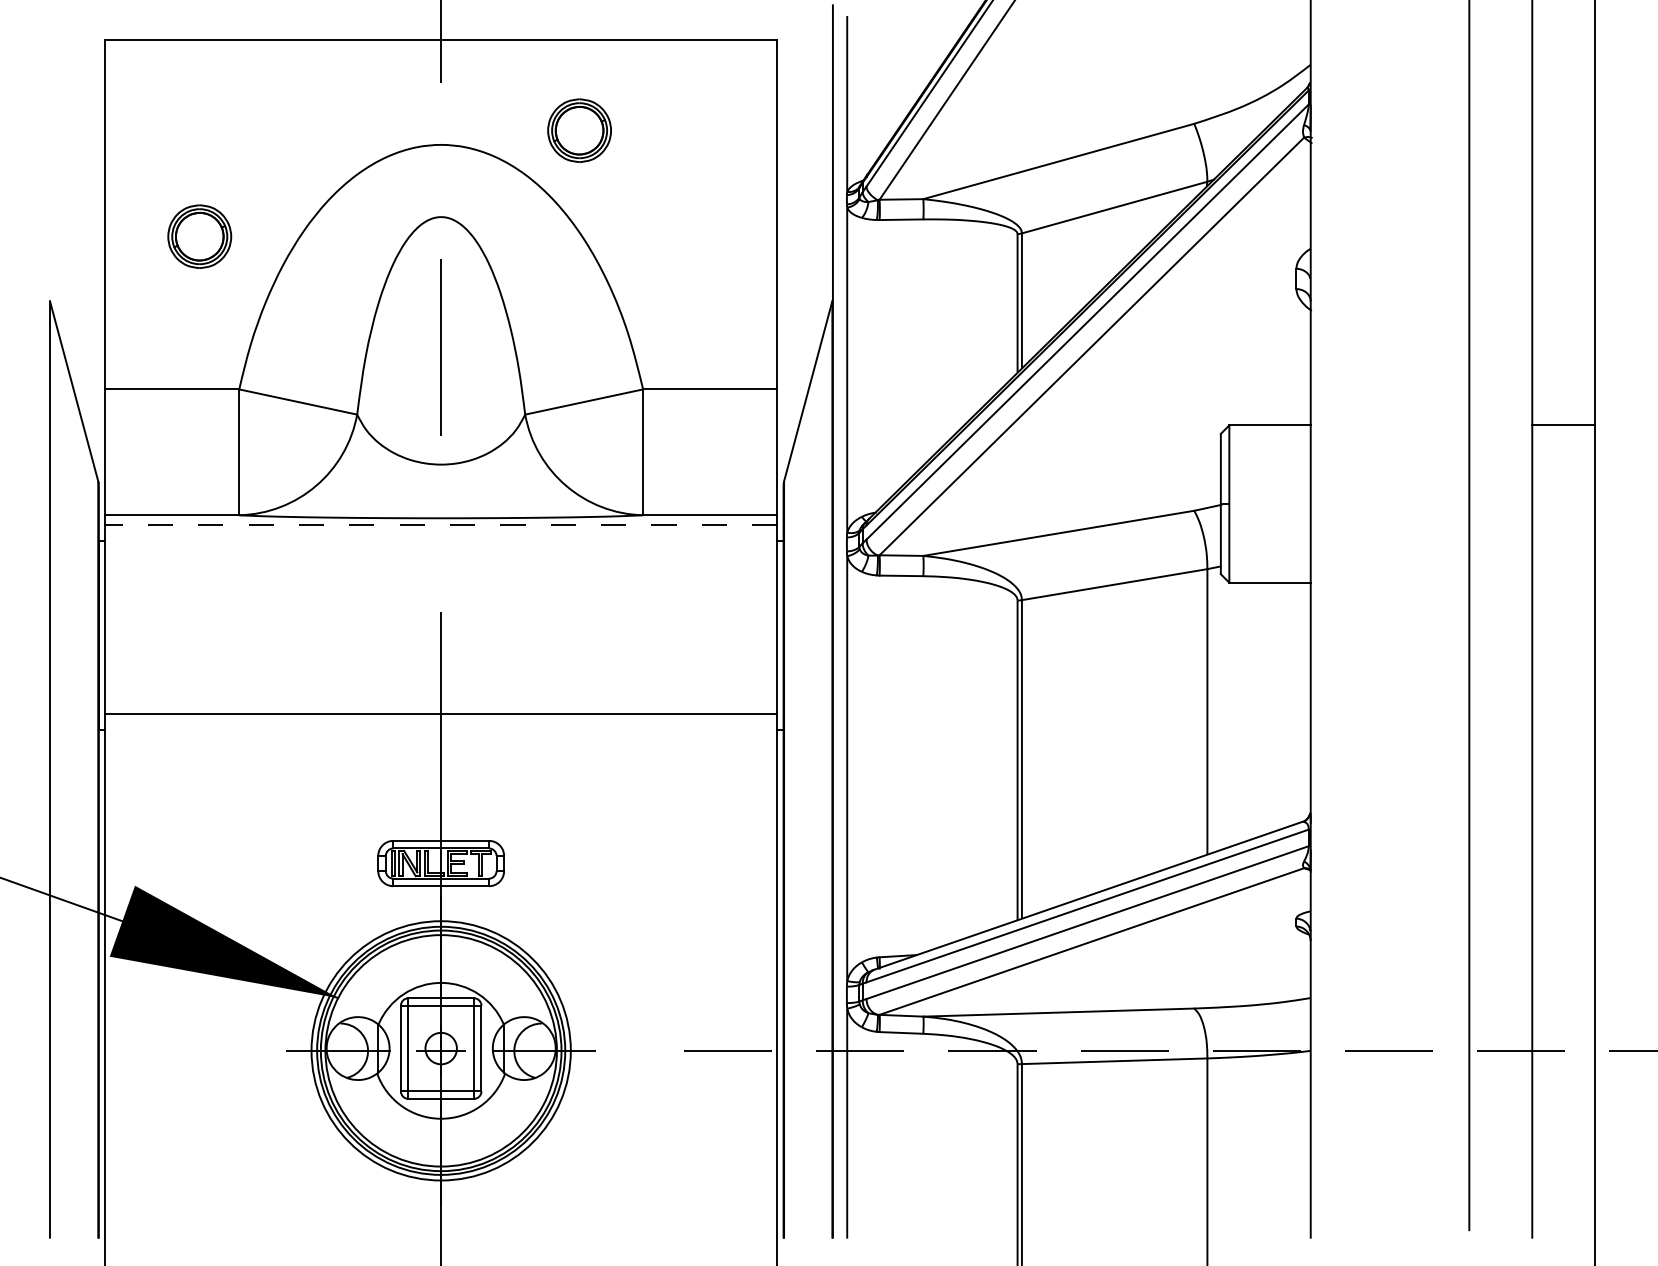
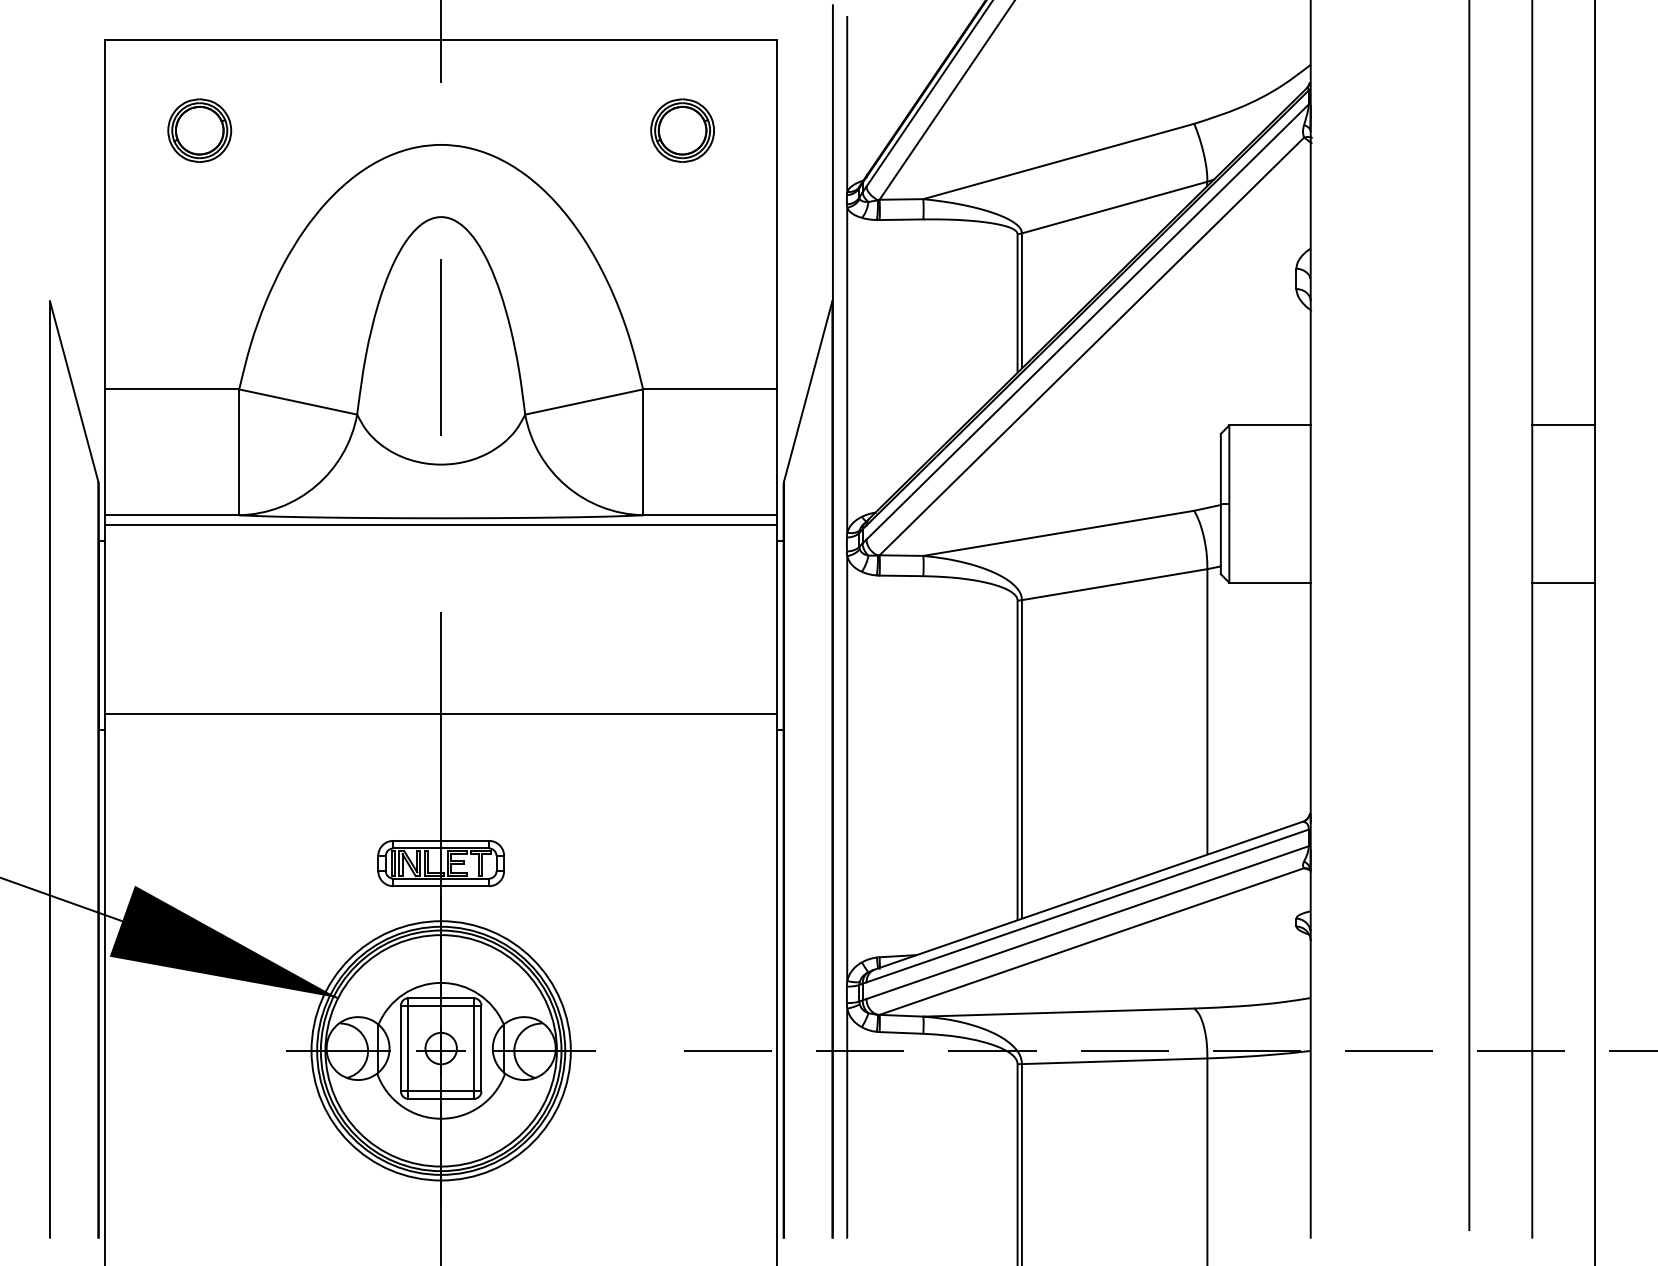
part position: (579, 130) -> (682, 130) (682, 130)
part position: (199, 236) -> (199, 130) (199, 130)
line: dashed -> solid (440, 525)
line: none -> present (1563, 582)
